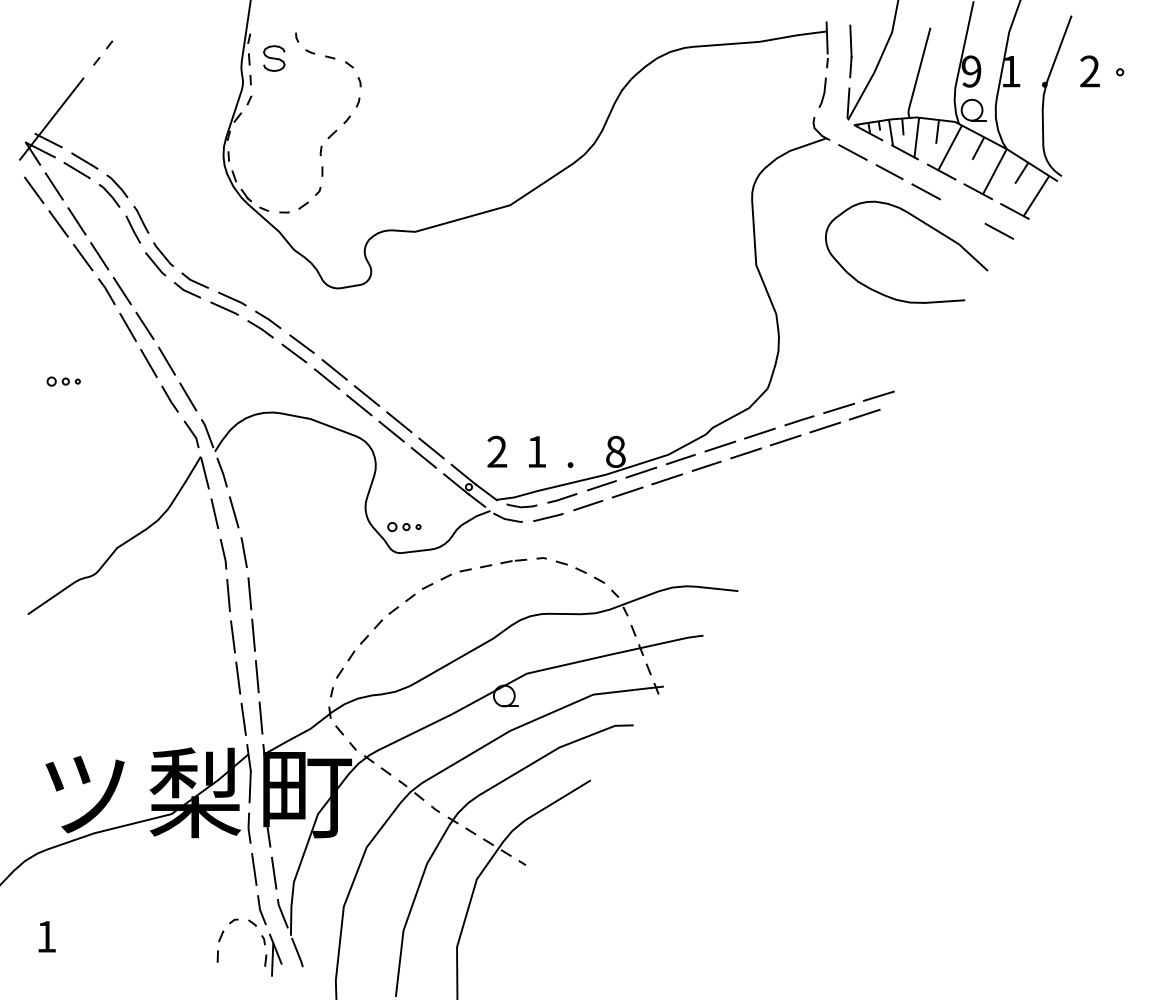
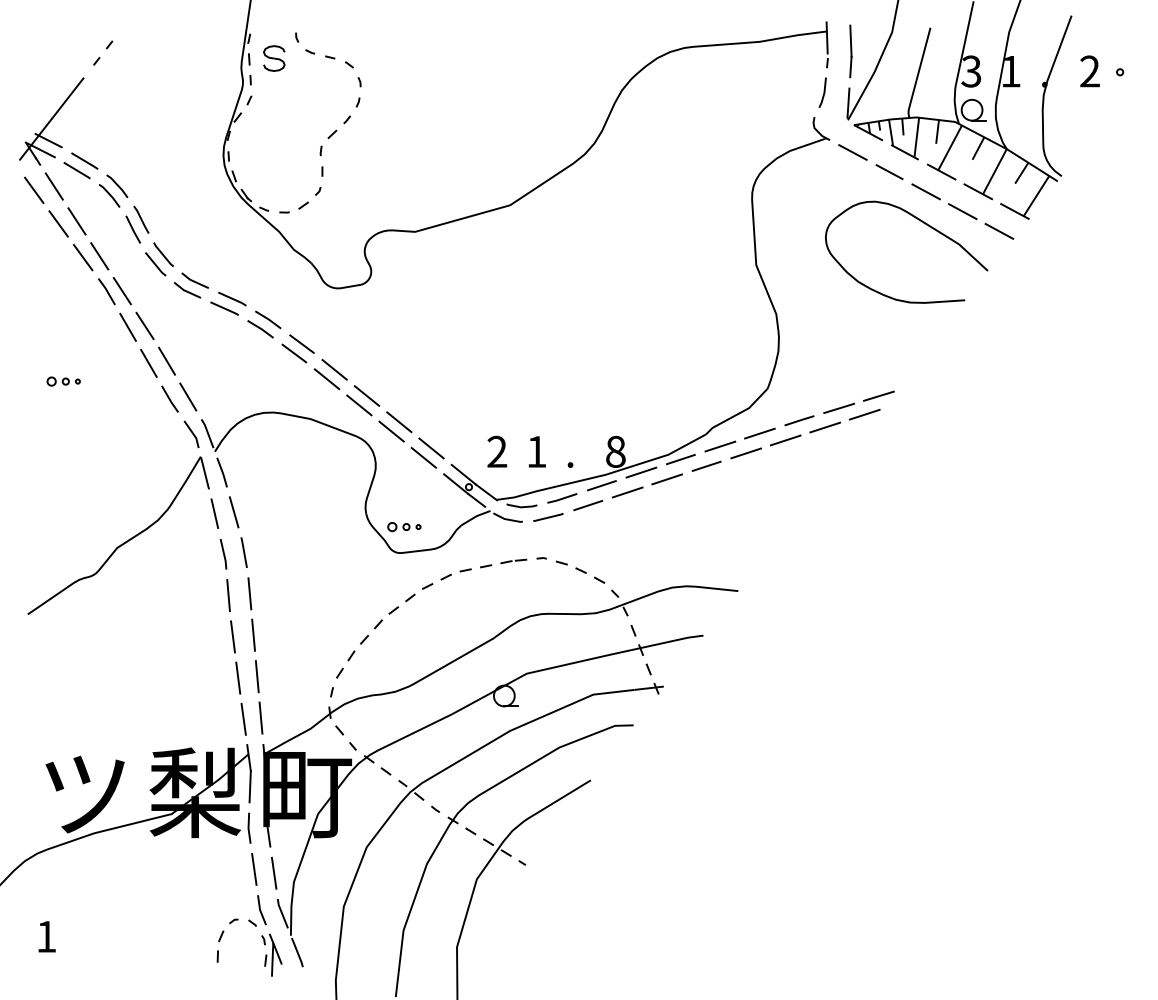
text: 9 -> 3 (971, 71)
line: none -> present (962, 211)
